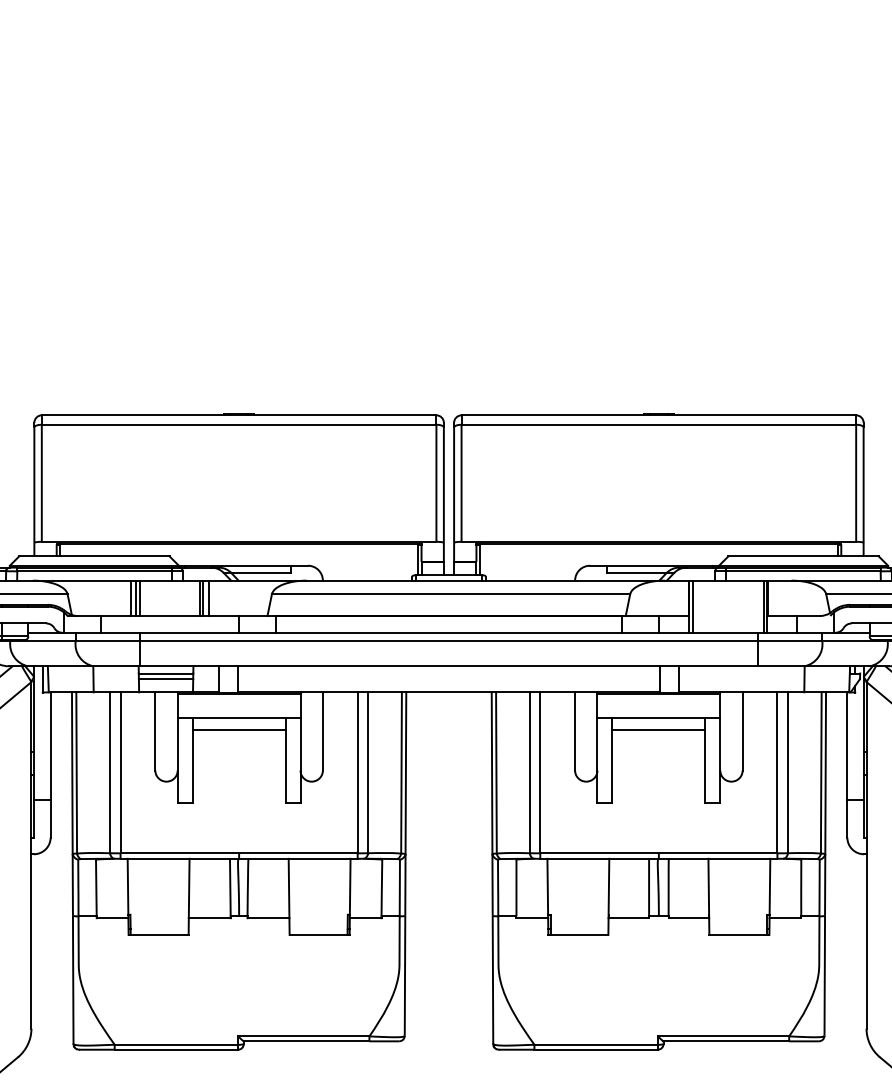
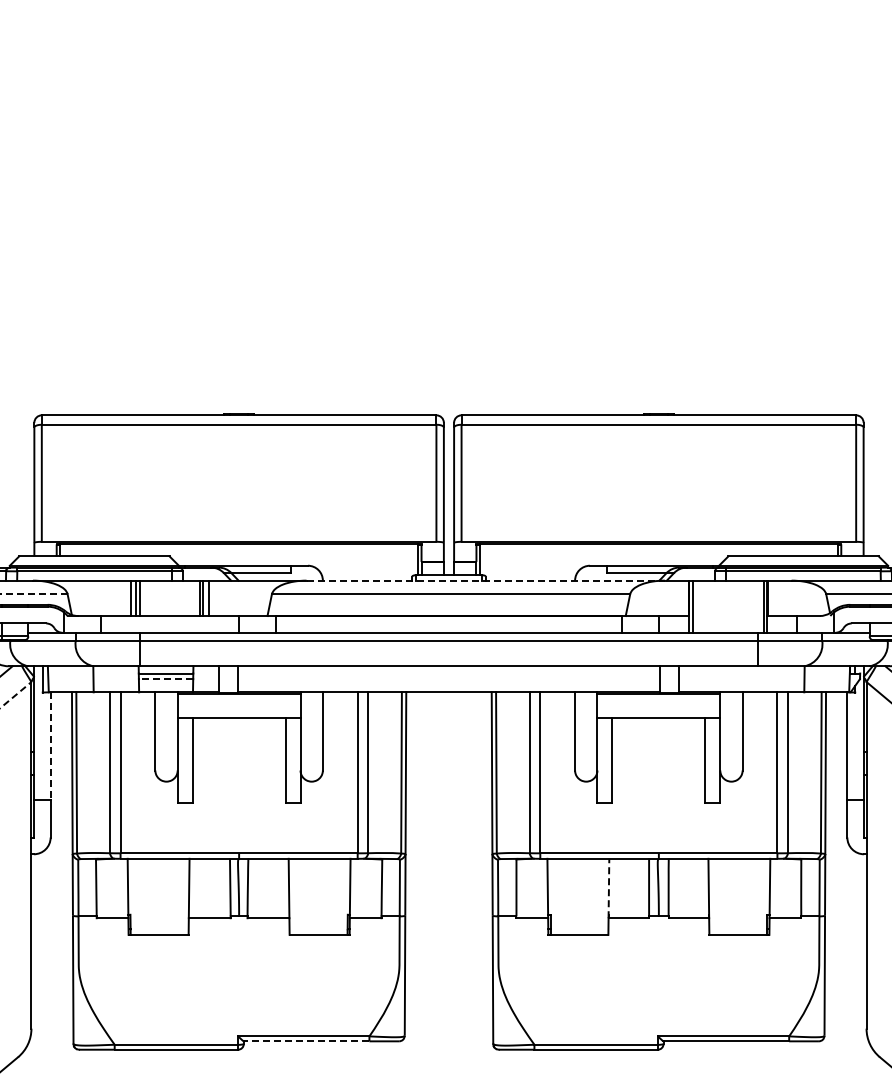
line: solid -> dashed (486, 580)
line: solid -> dashed (33, 594)
line: solid -> dashed (165, 679)
line: solid -> dashed (16, 694)
line: present -> none (238, 729)
line: present -> none (658, 729)
line: solid -> dashed (50, 746)
line: solid -> dashed (608, 888)
line: solid -> dashed (306, 1041)
